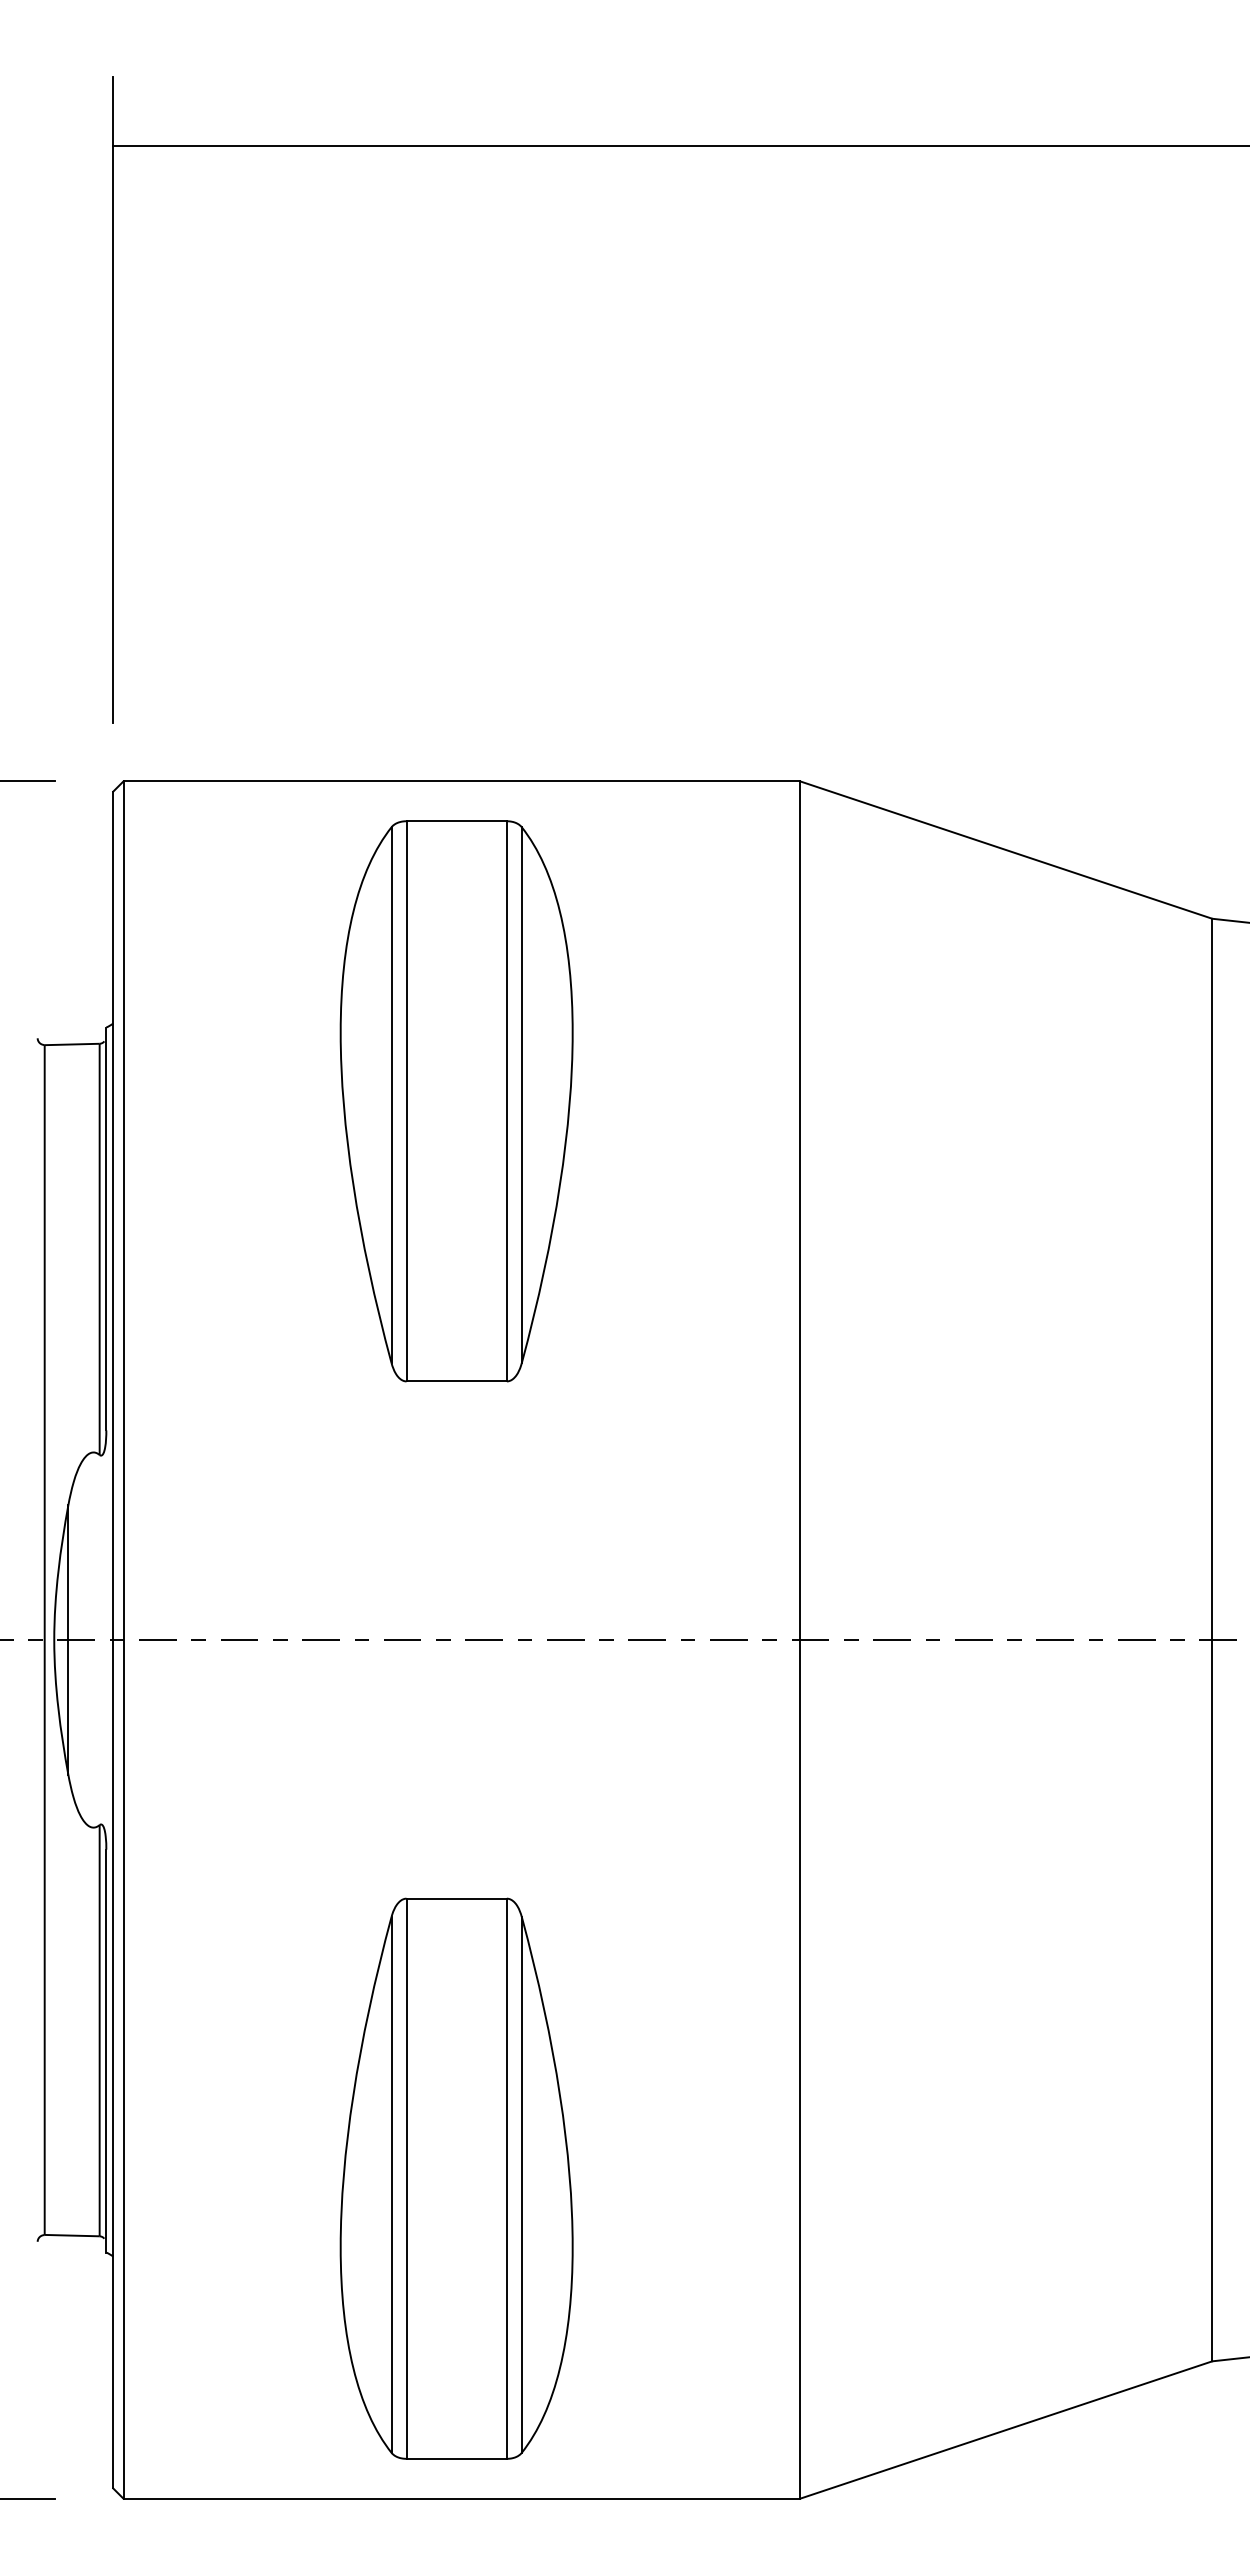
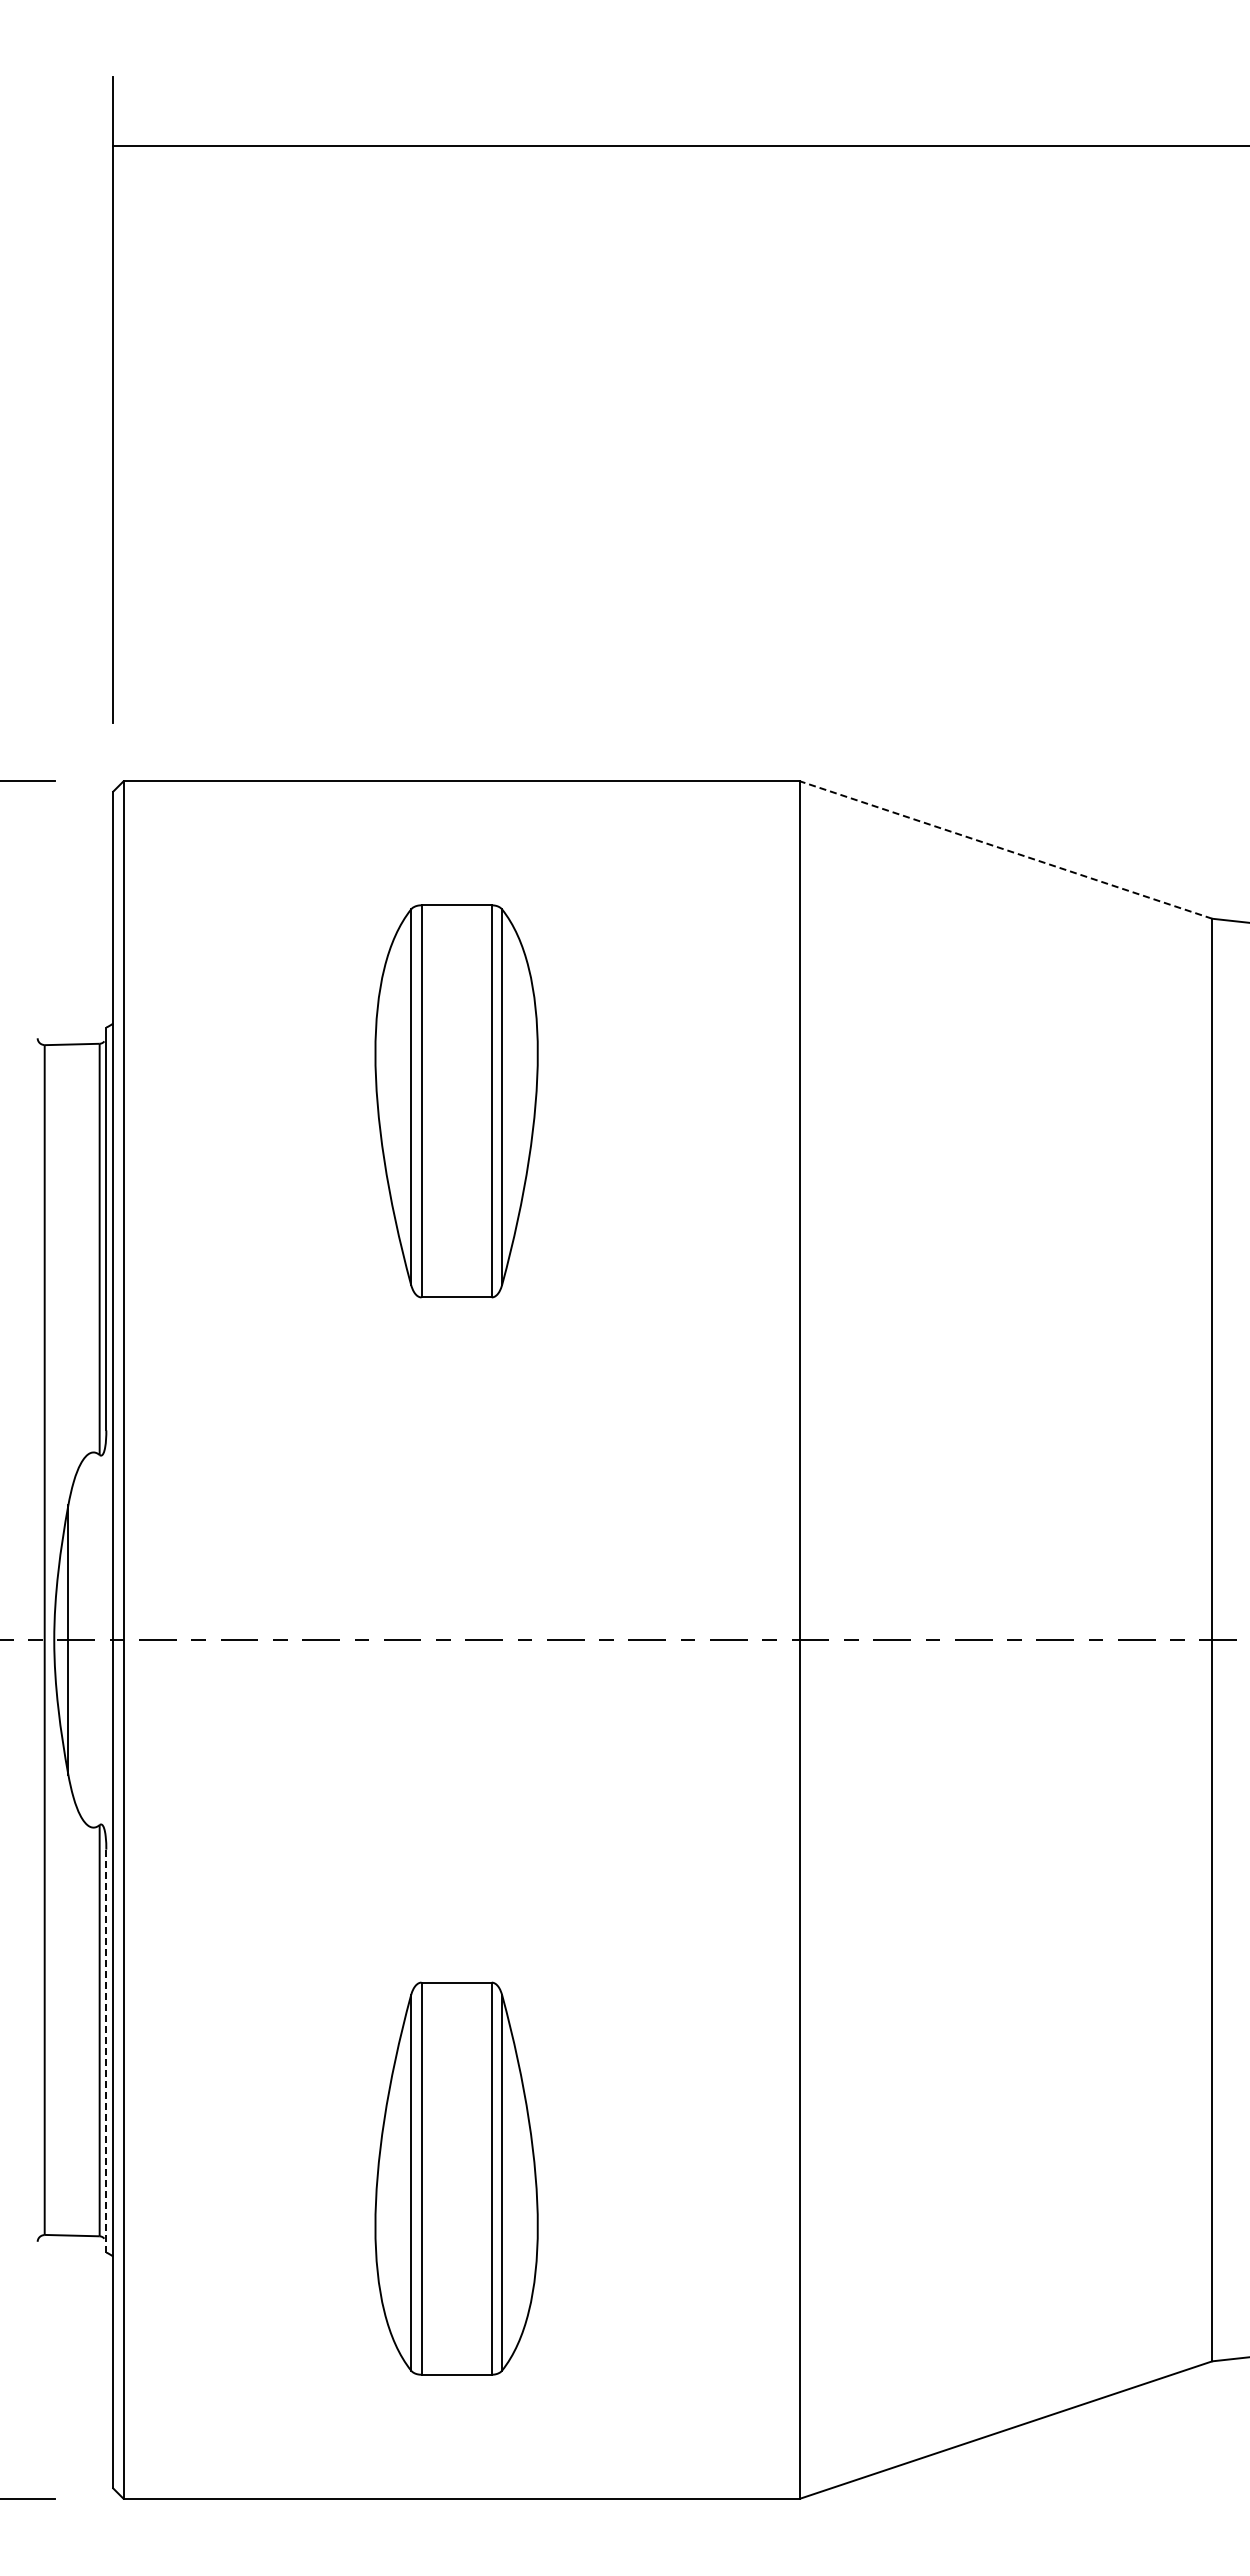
line: solid -> dashed (1005, 849)
part size: 235x563 px -> 165x395 px (456, 1101)
line: solid -> dashed (106, 2050)
part size: 235x563 px -> 165x395 px (456, 2178)
